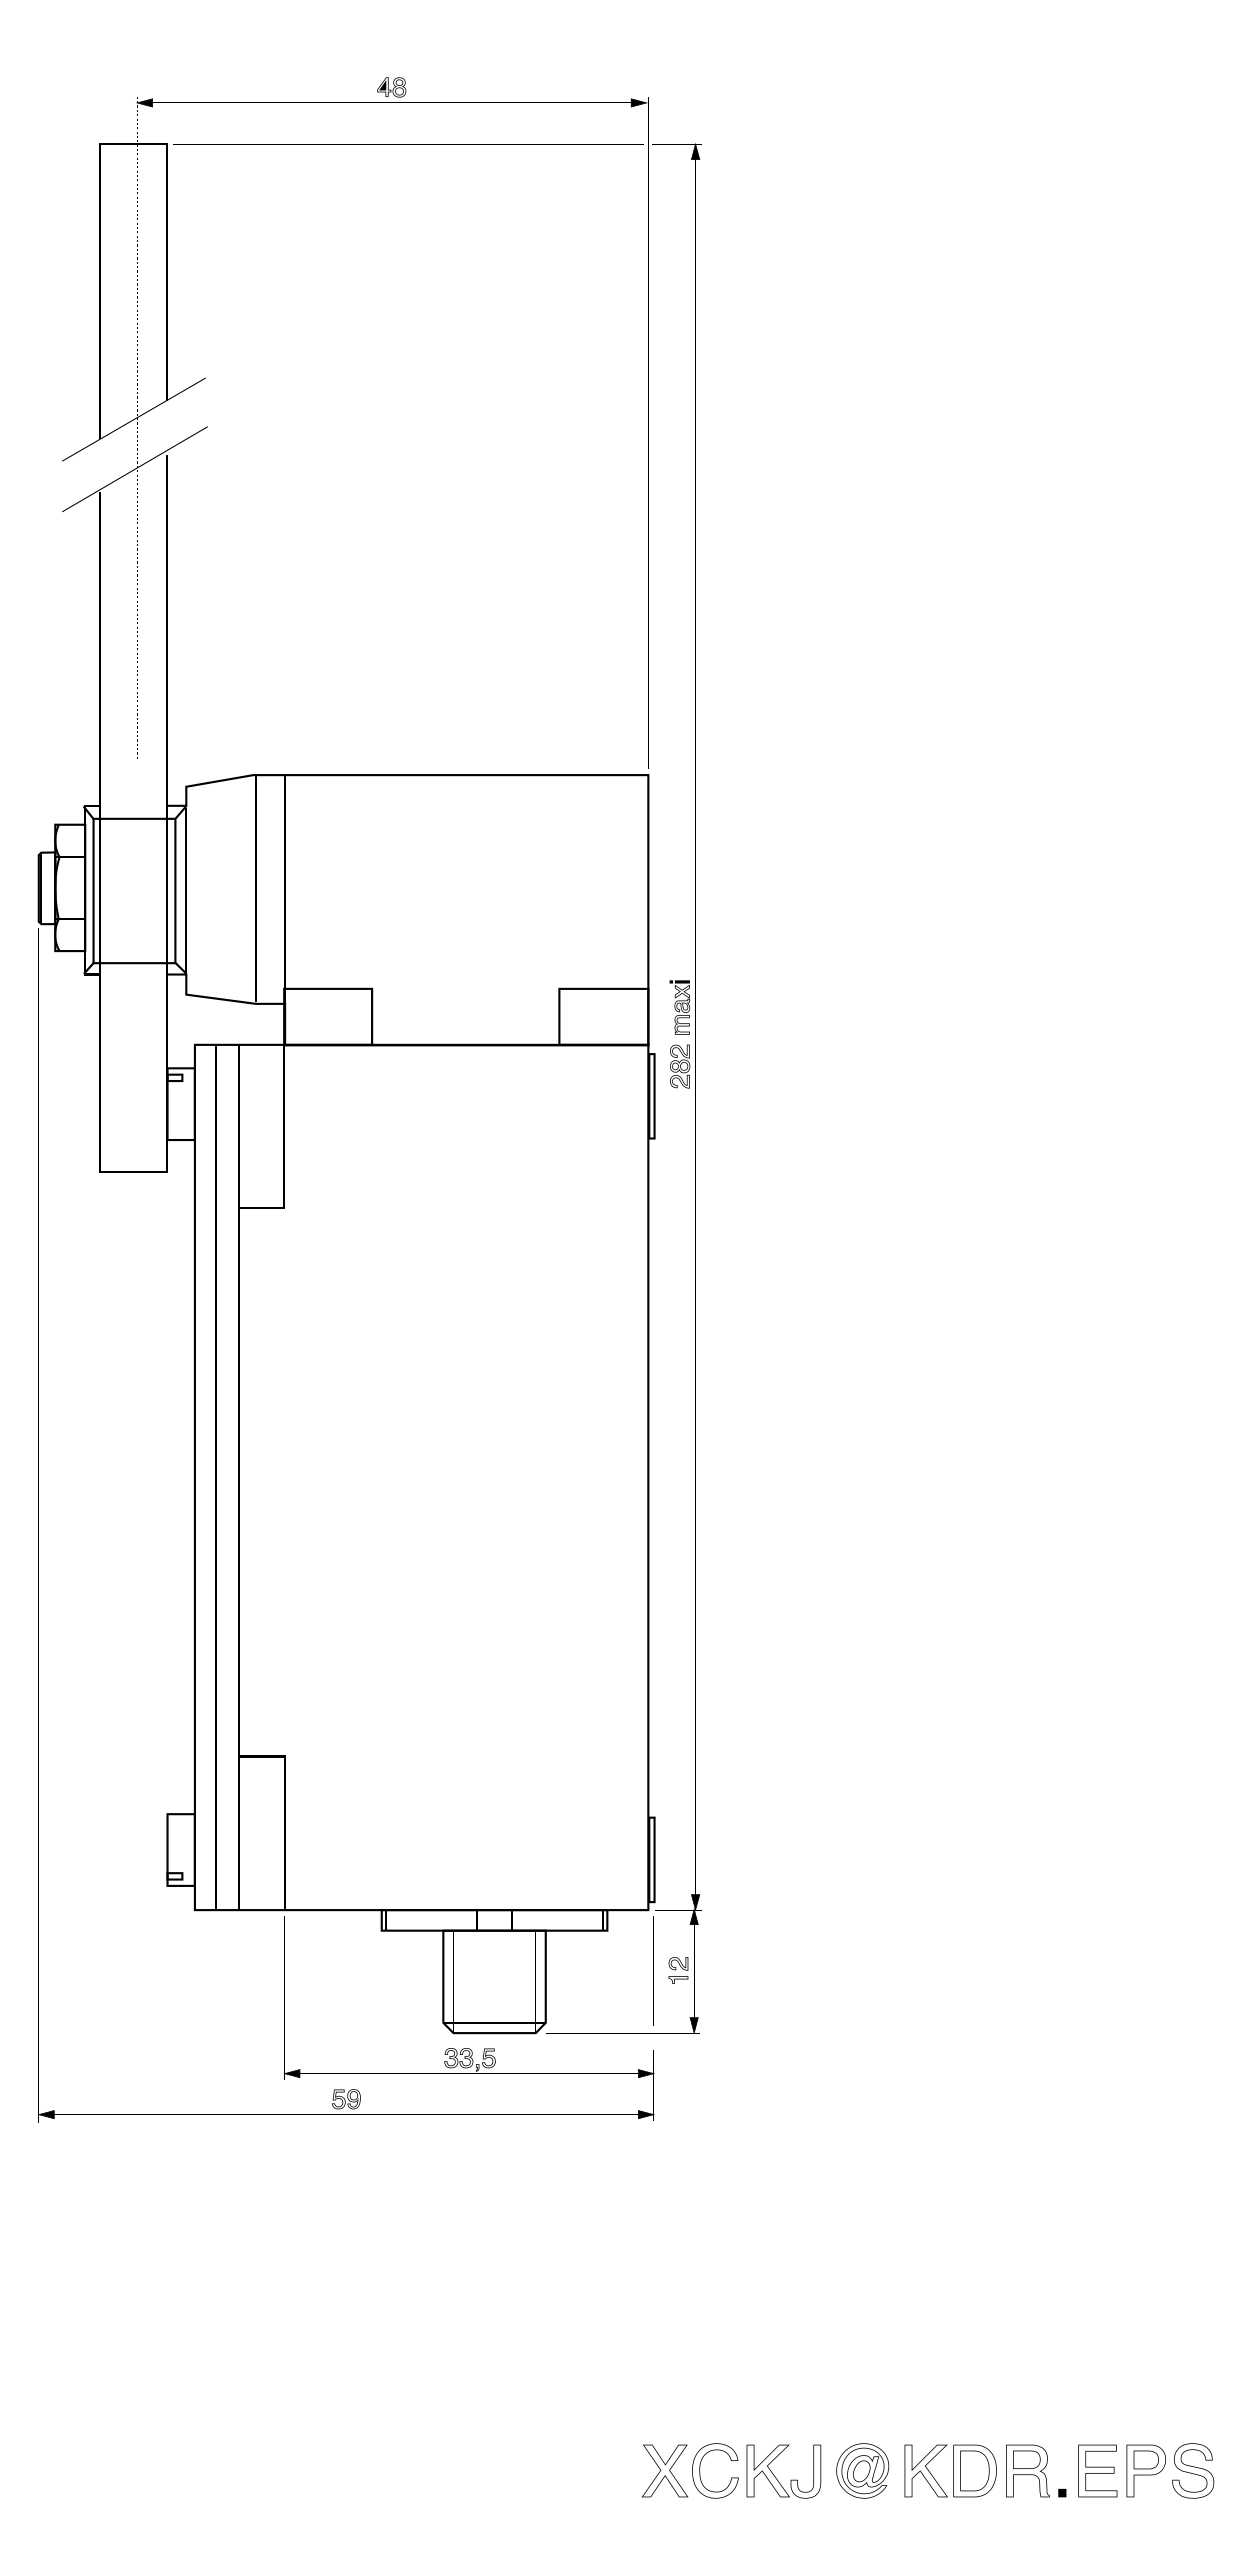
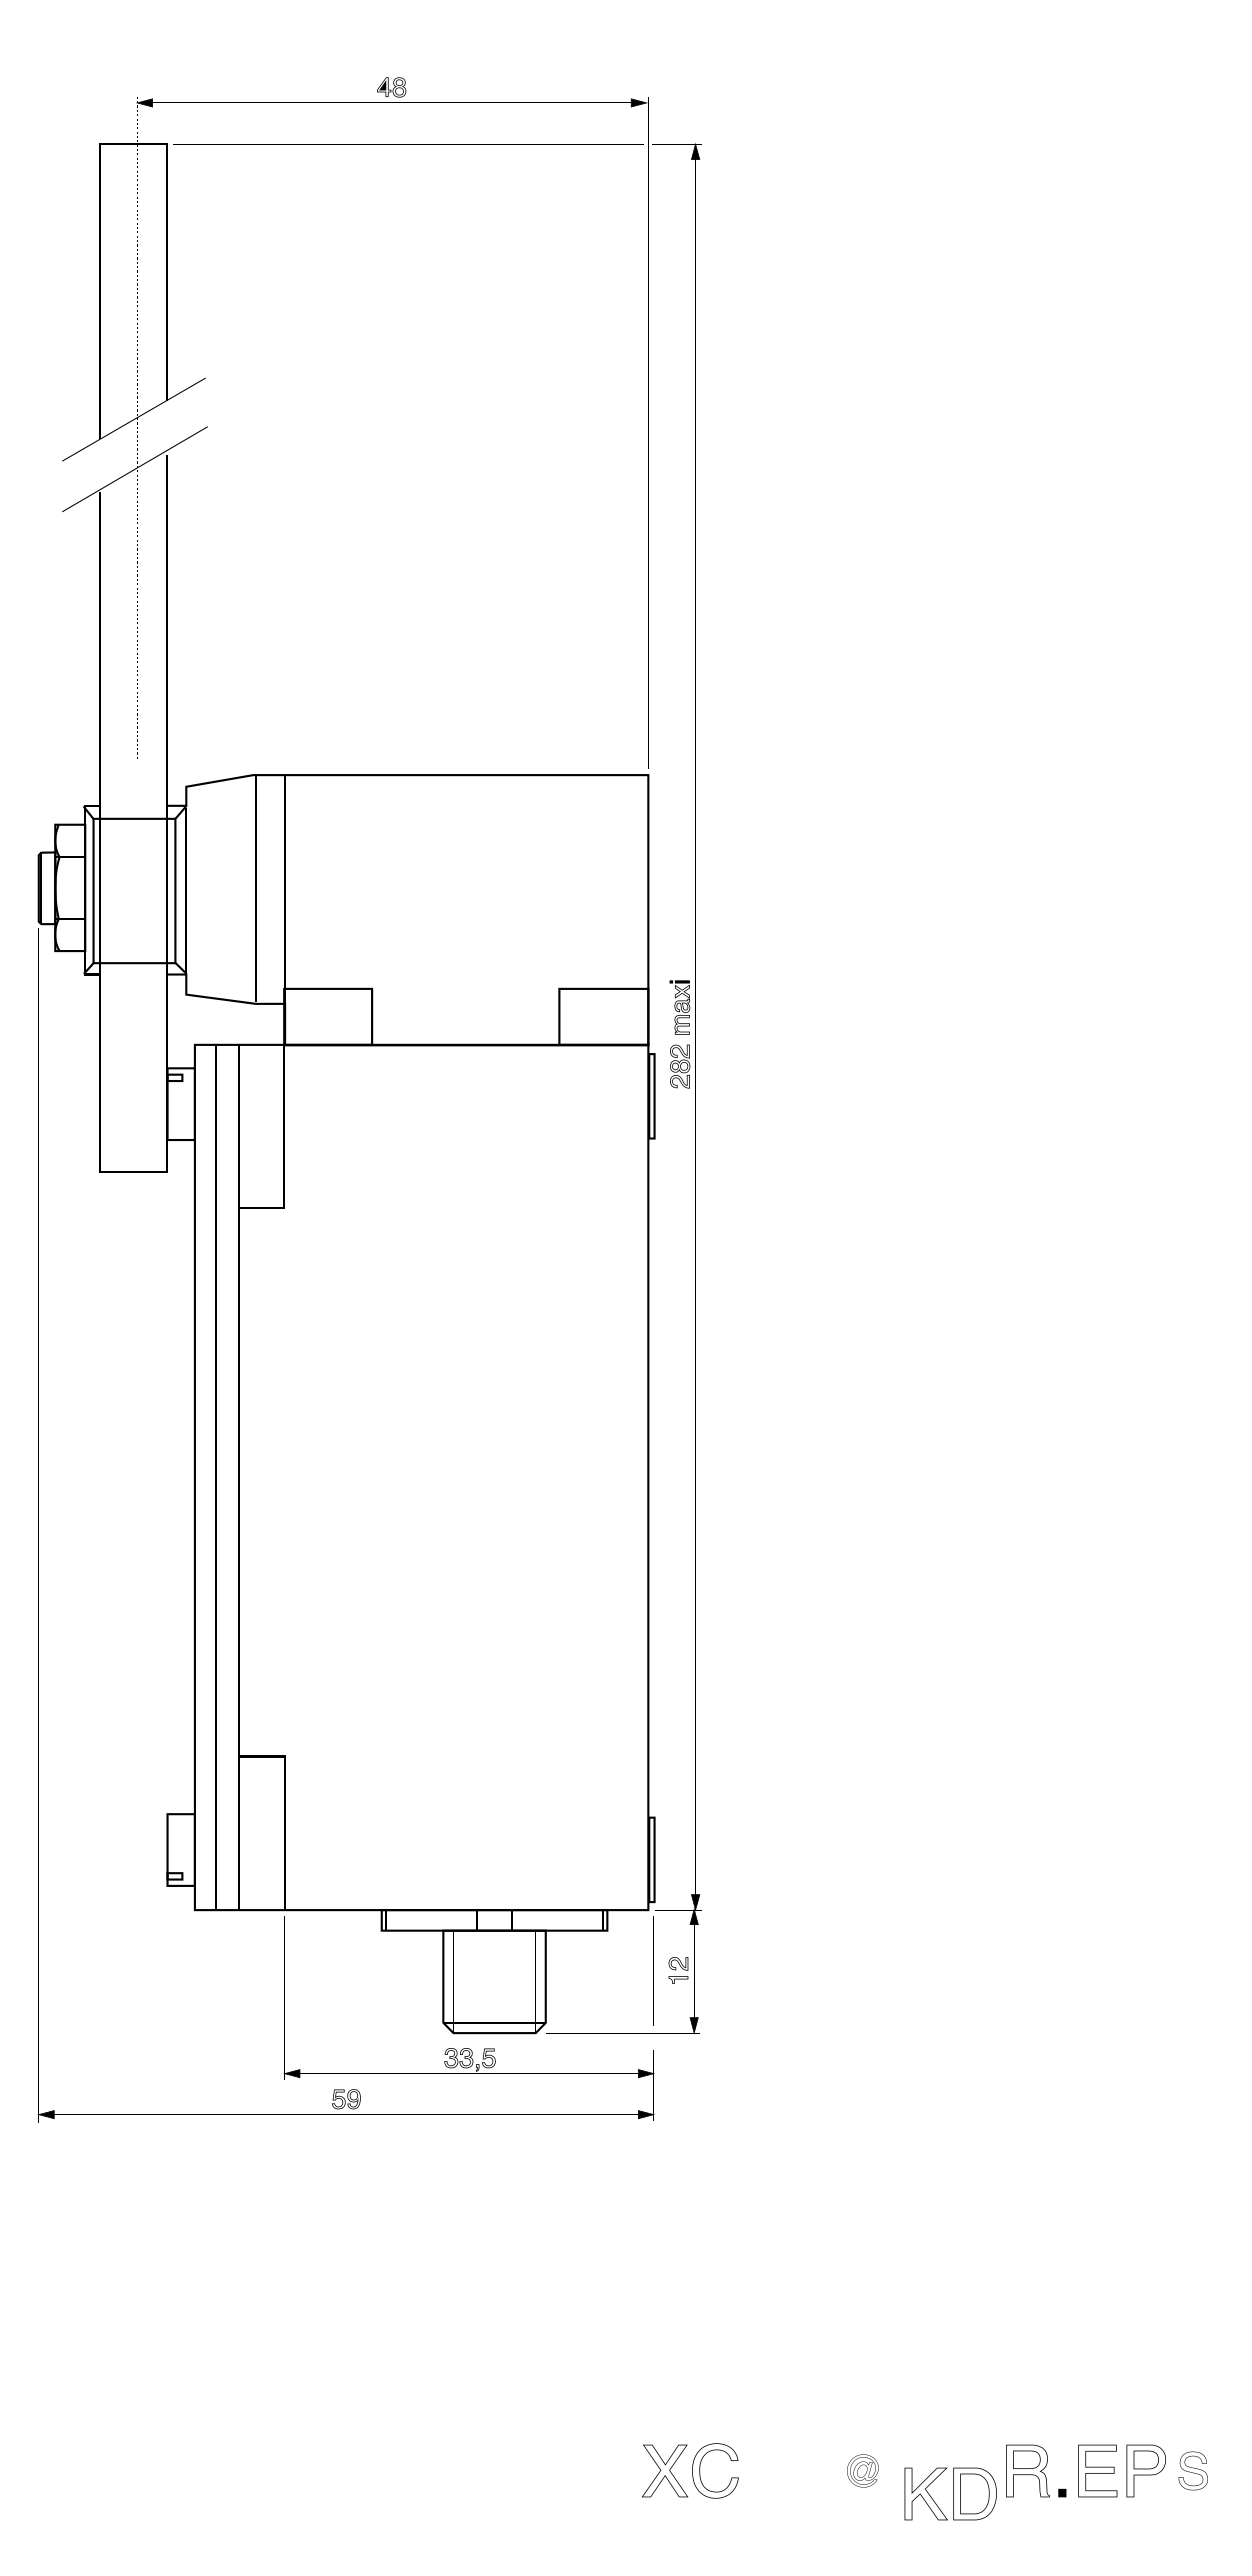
part size: 54x56 px -> 32x34 px (862, 2470)
part position: (950, 2470) -> (950, 2493) (950, 2493)
part size: 43x56 px -> 30x40 px (1192, 2470)
part: present -> none (775, 2476)
